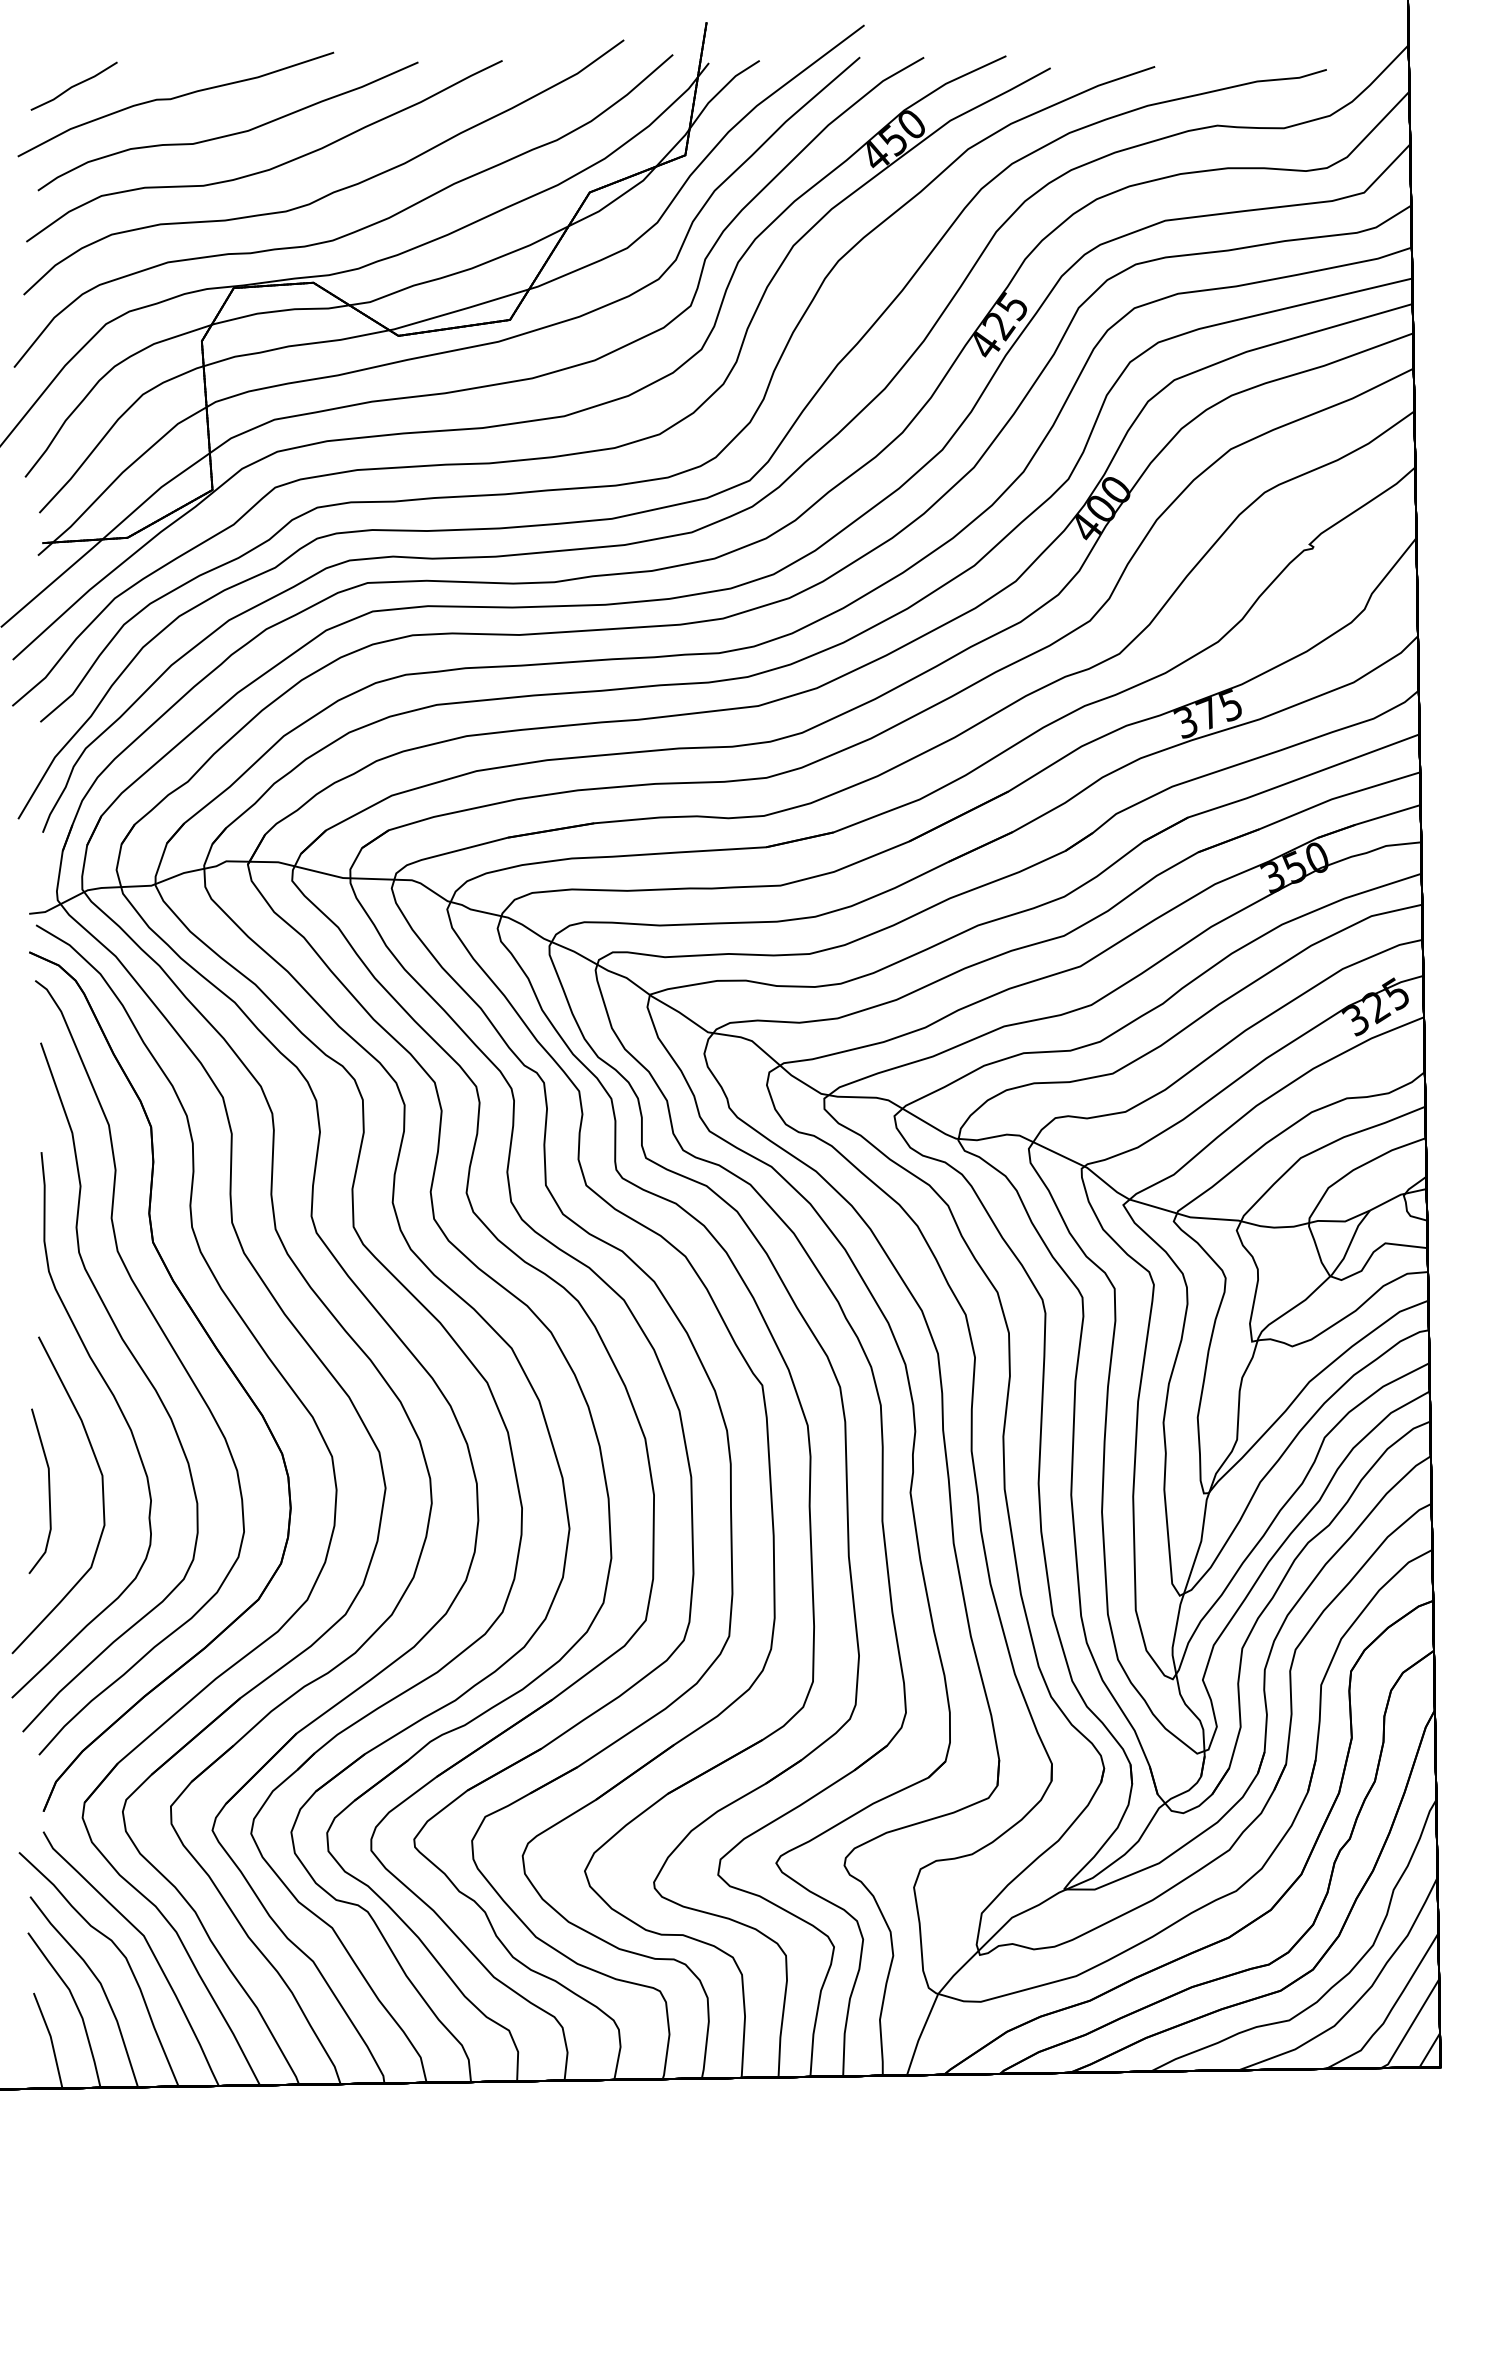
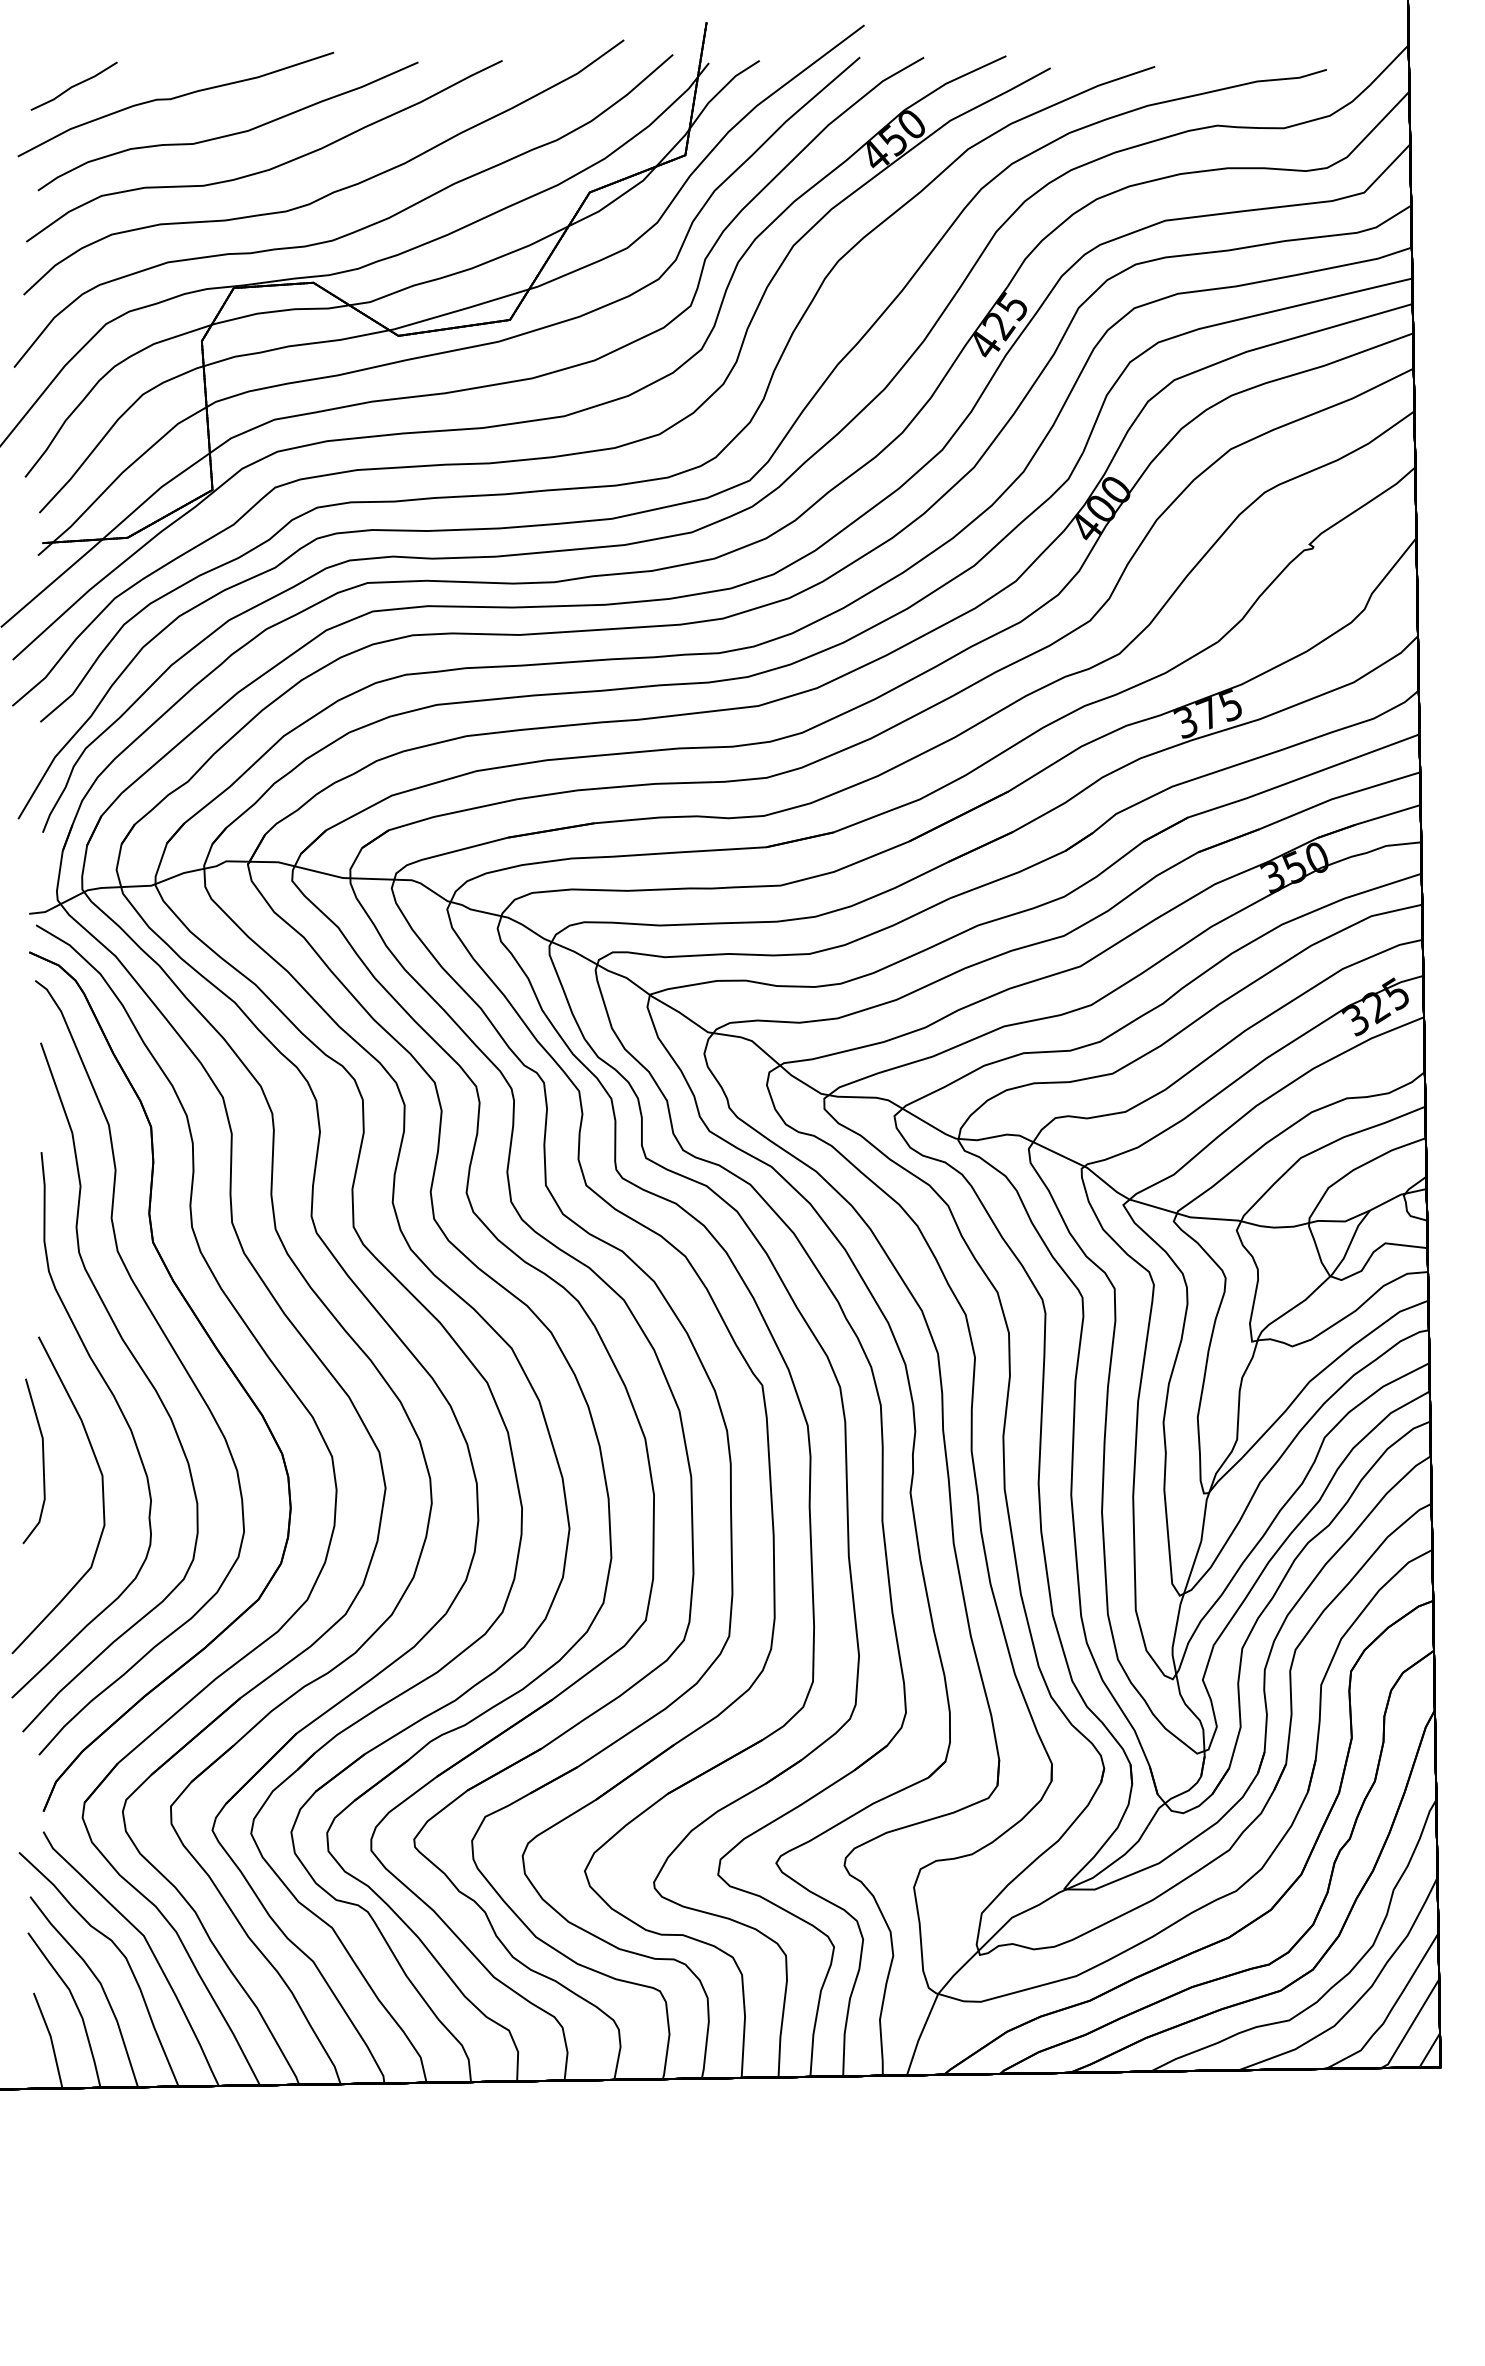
part position: (48, 1491) -> (42, 1461) (42, 1461)
